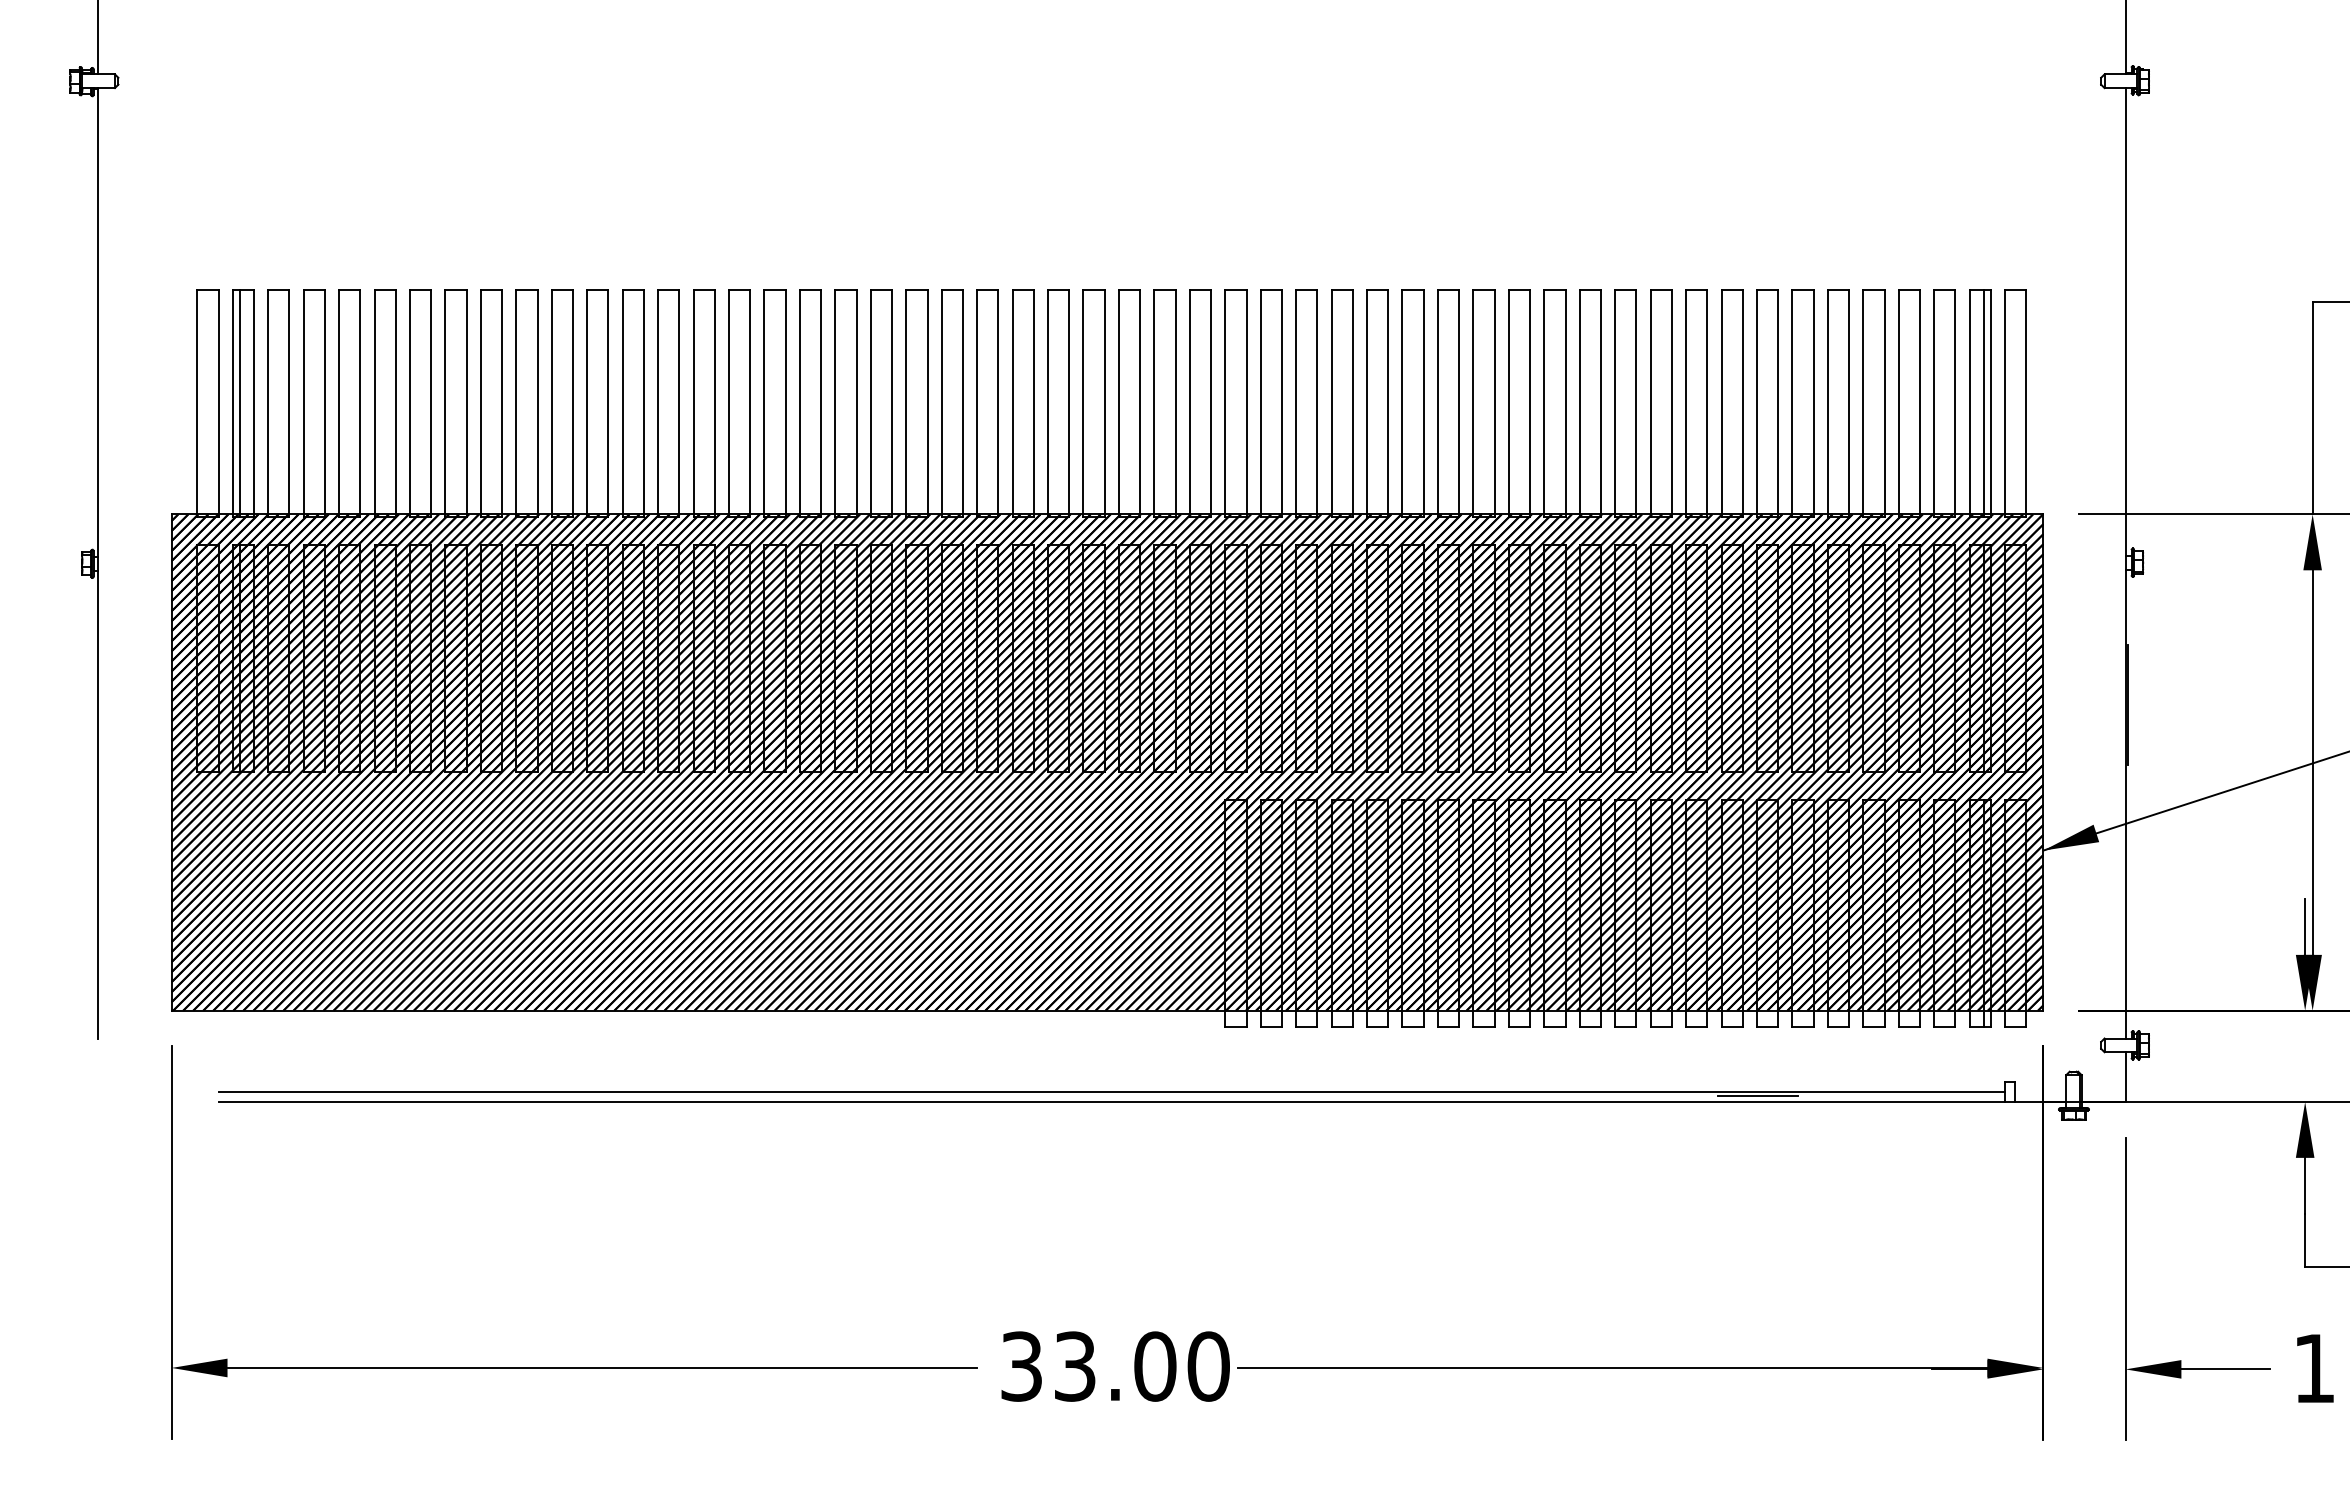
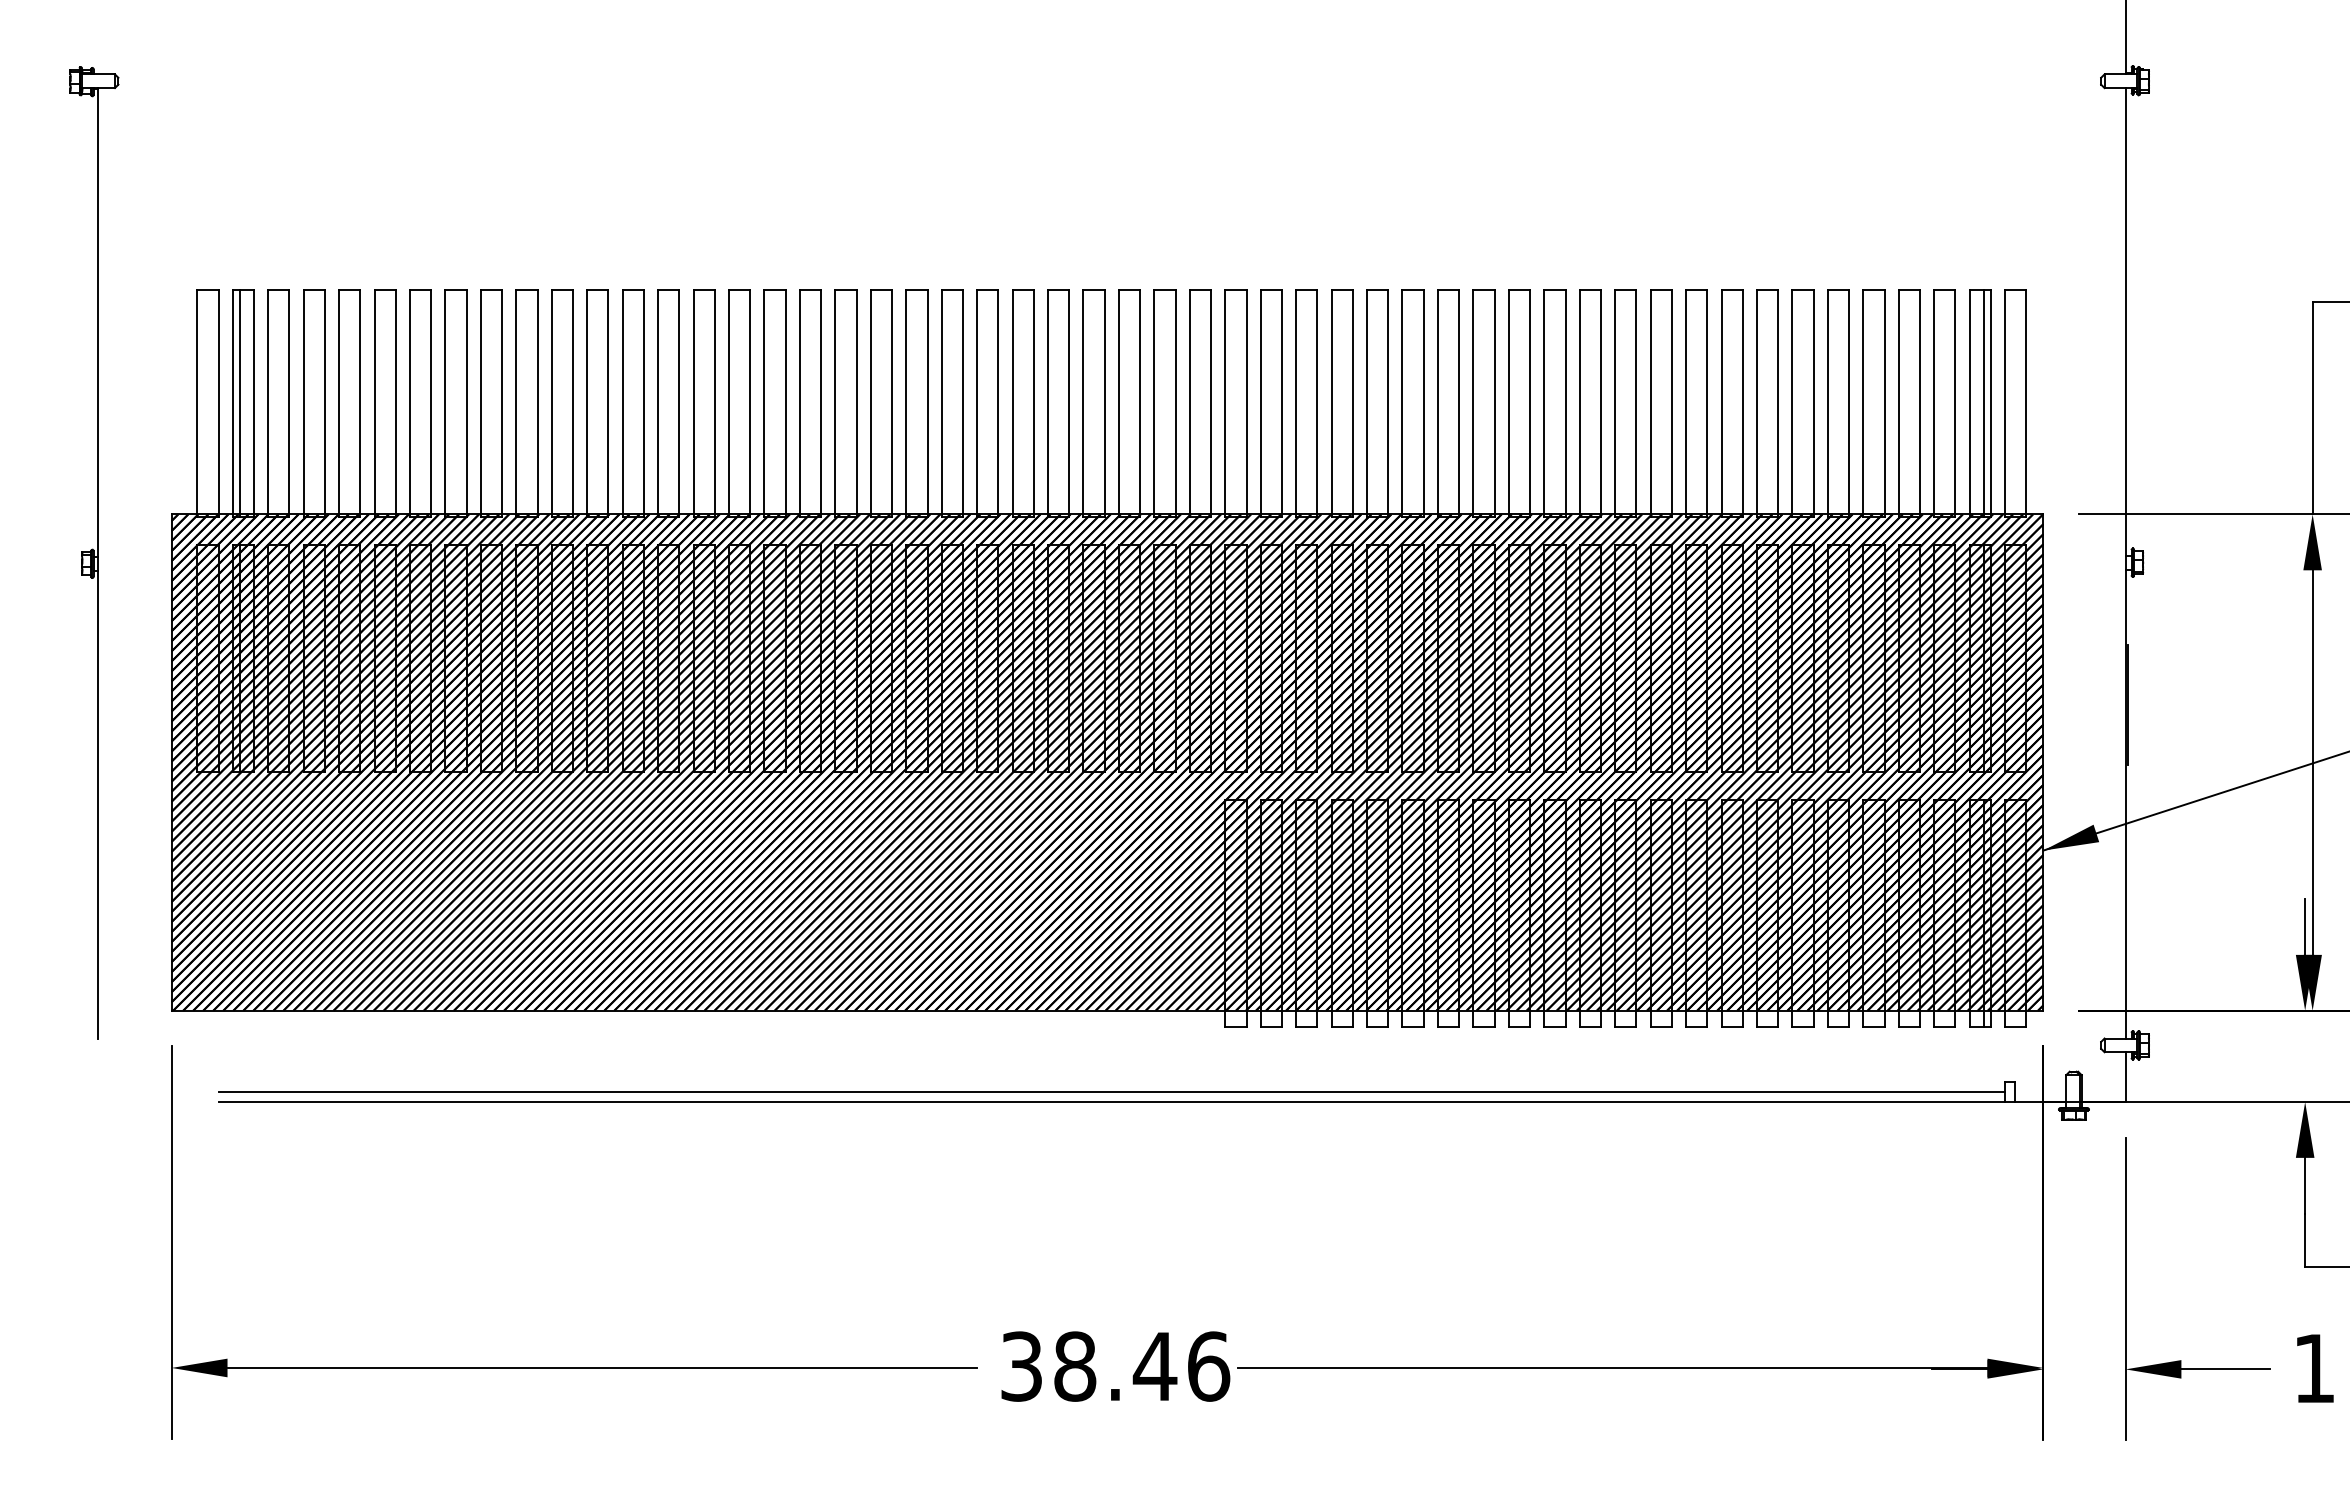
line: present -> none (98, 38)
line: present -> none (1757, 1095)
text: 33.00 -> 38.46 (1142, 1366)
